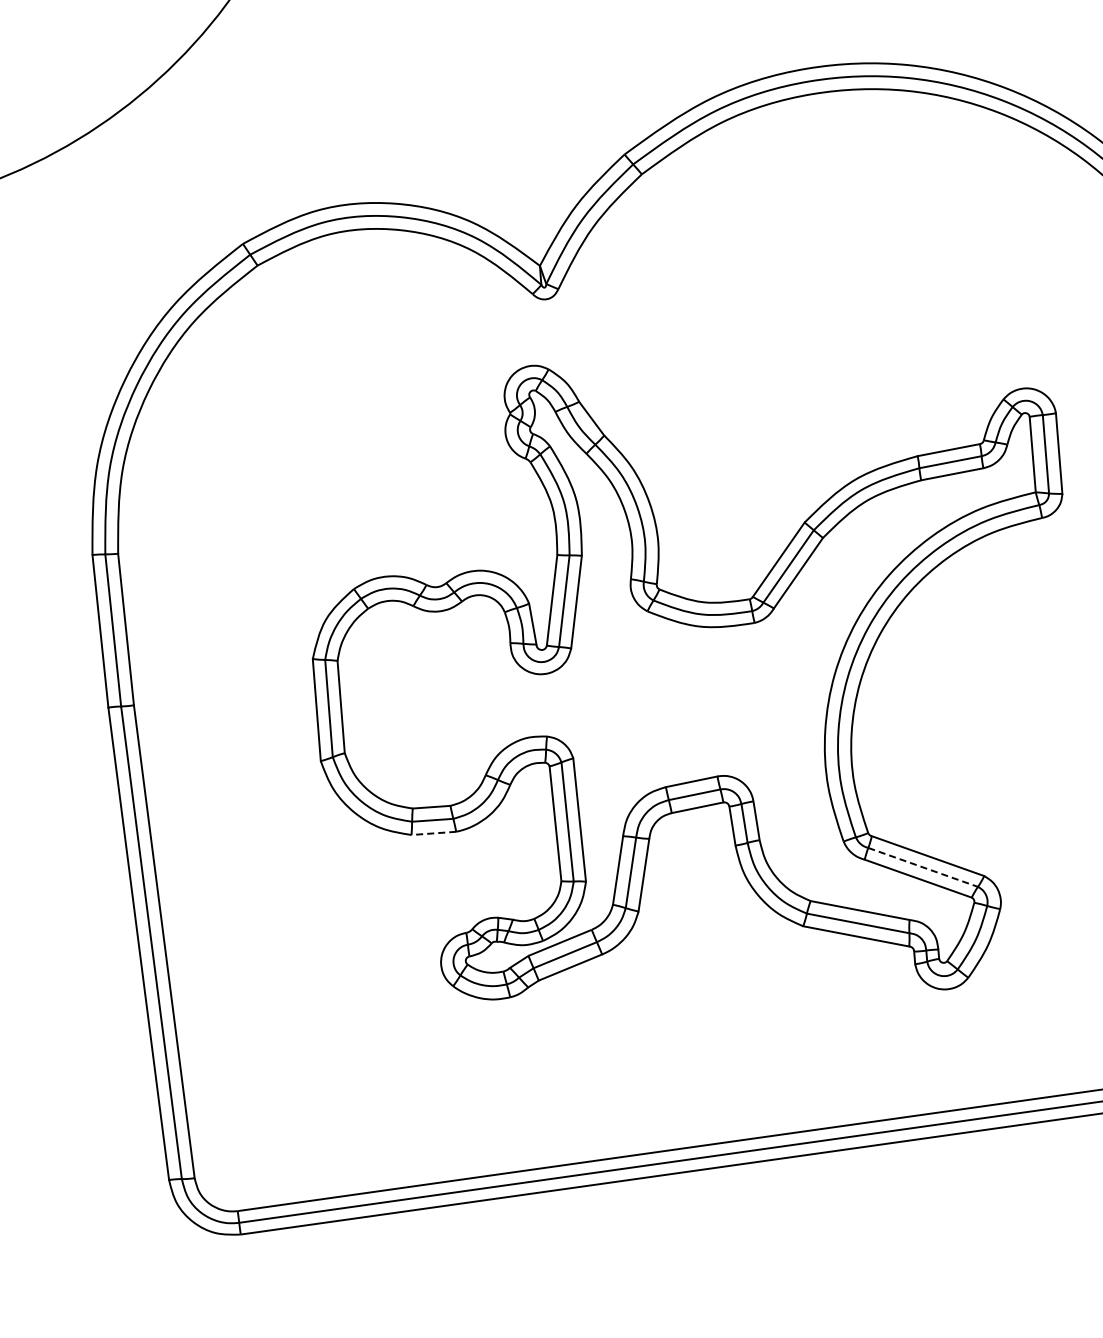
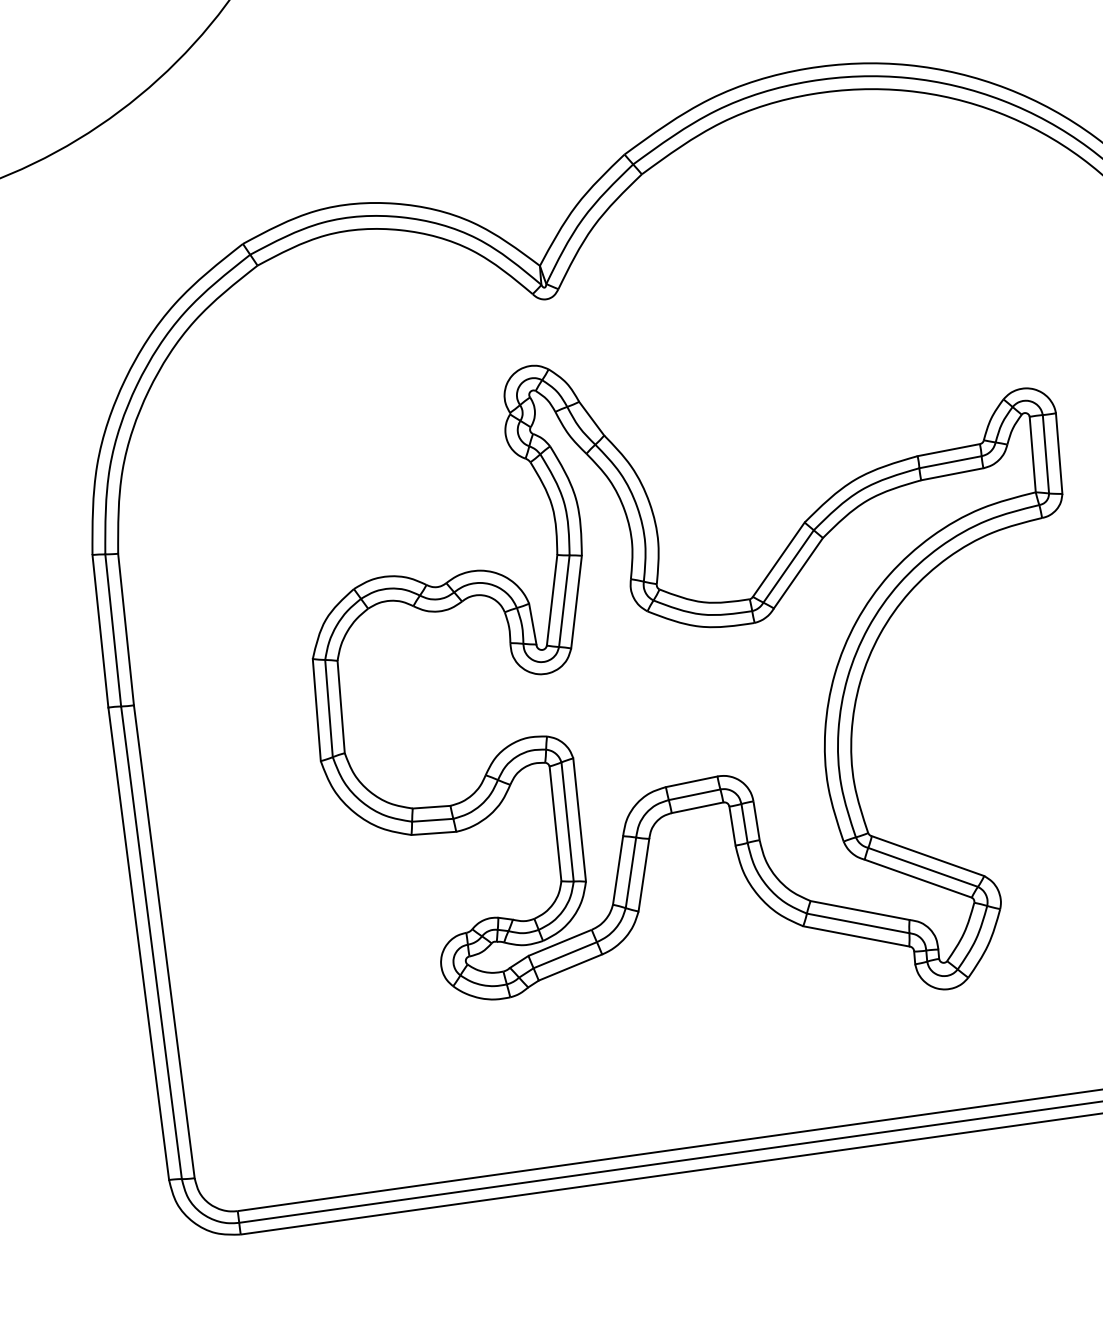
line: dashed -> solid (433, 833)
line: dashed -> solid (923, 867)
